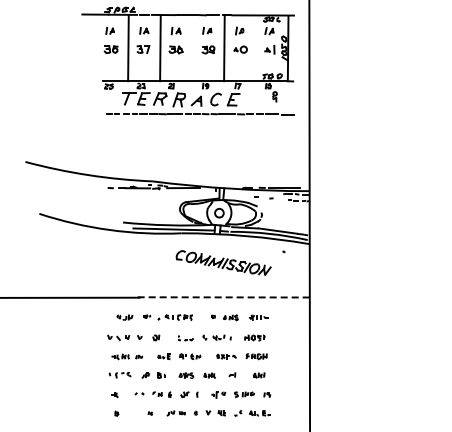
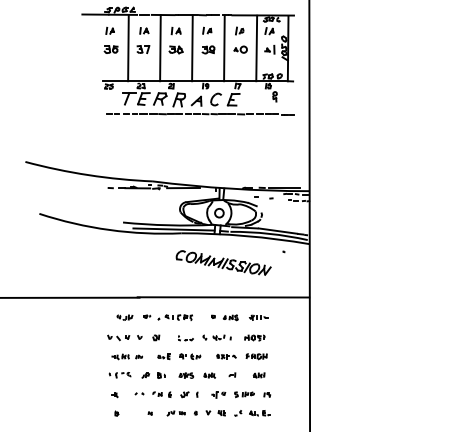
line: none -> present (192, 48)
line: none -> present (256, 48)
line: dashed -> solid (223, 297)
